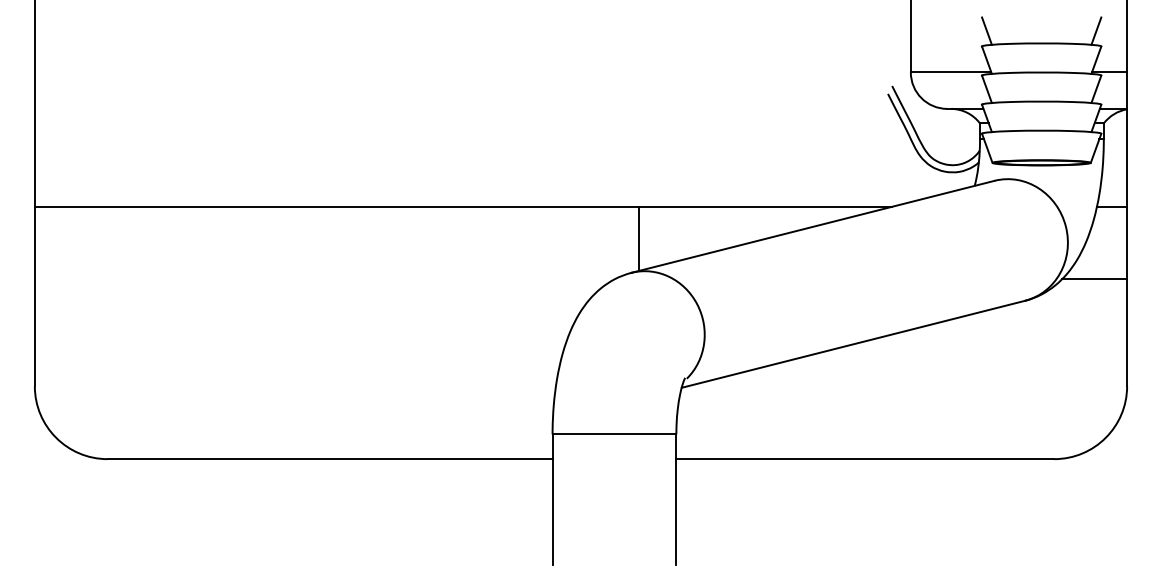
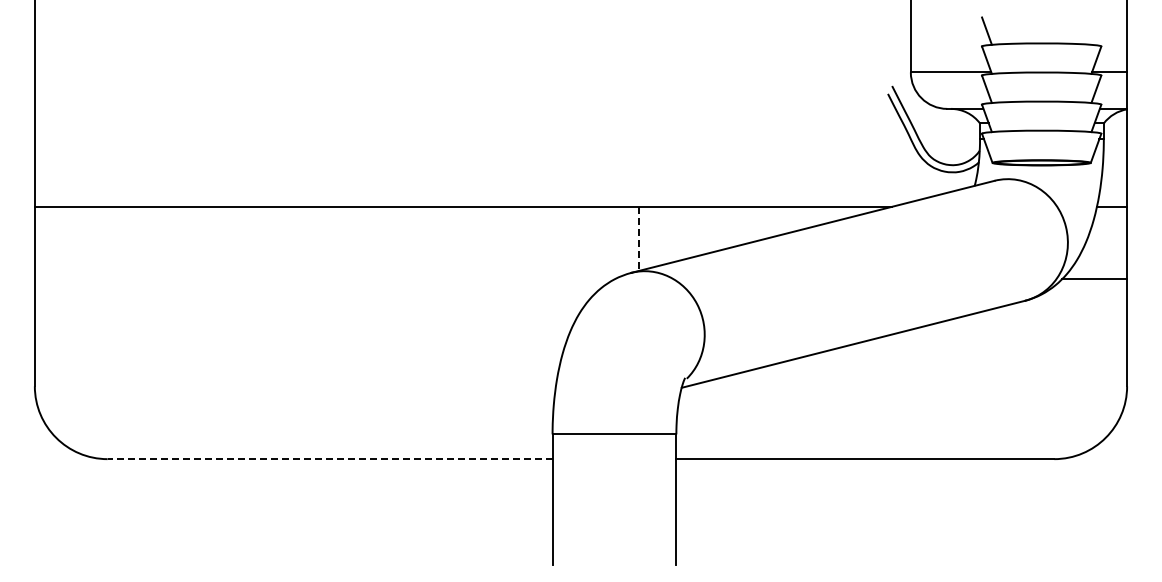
line: present -> none (1096, 30)
line: solid -> dashed (639, 238)
line: solid -> dashed (329, 459)
